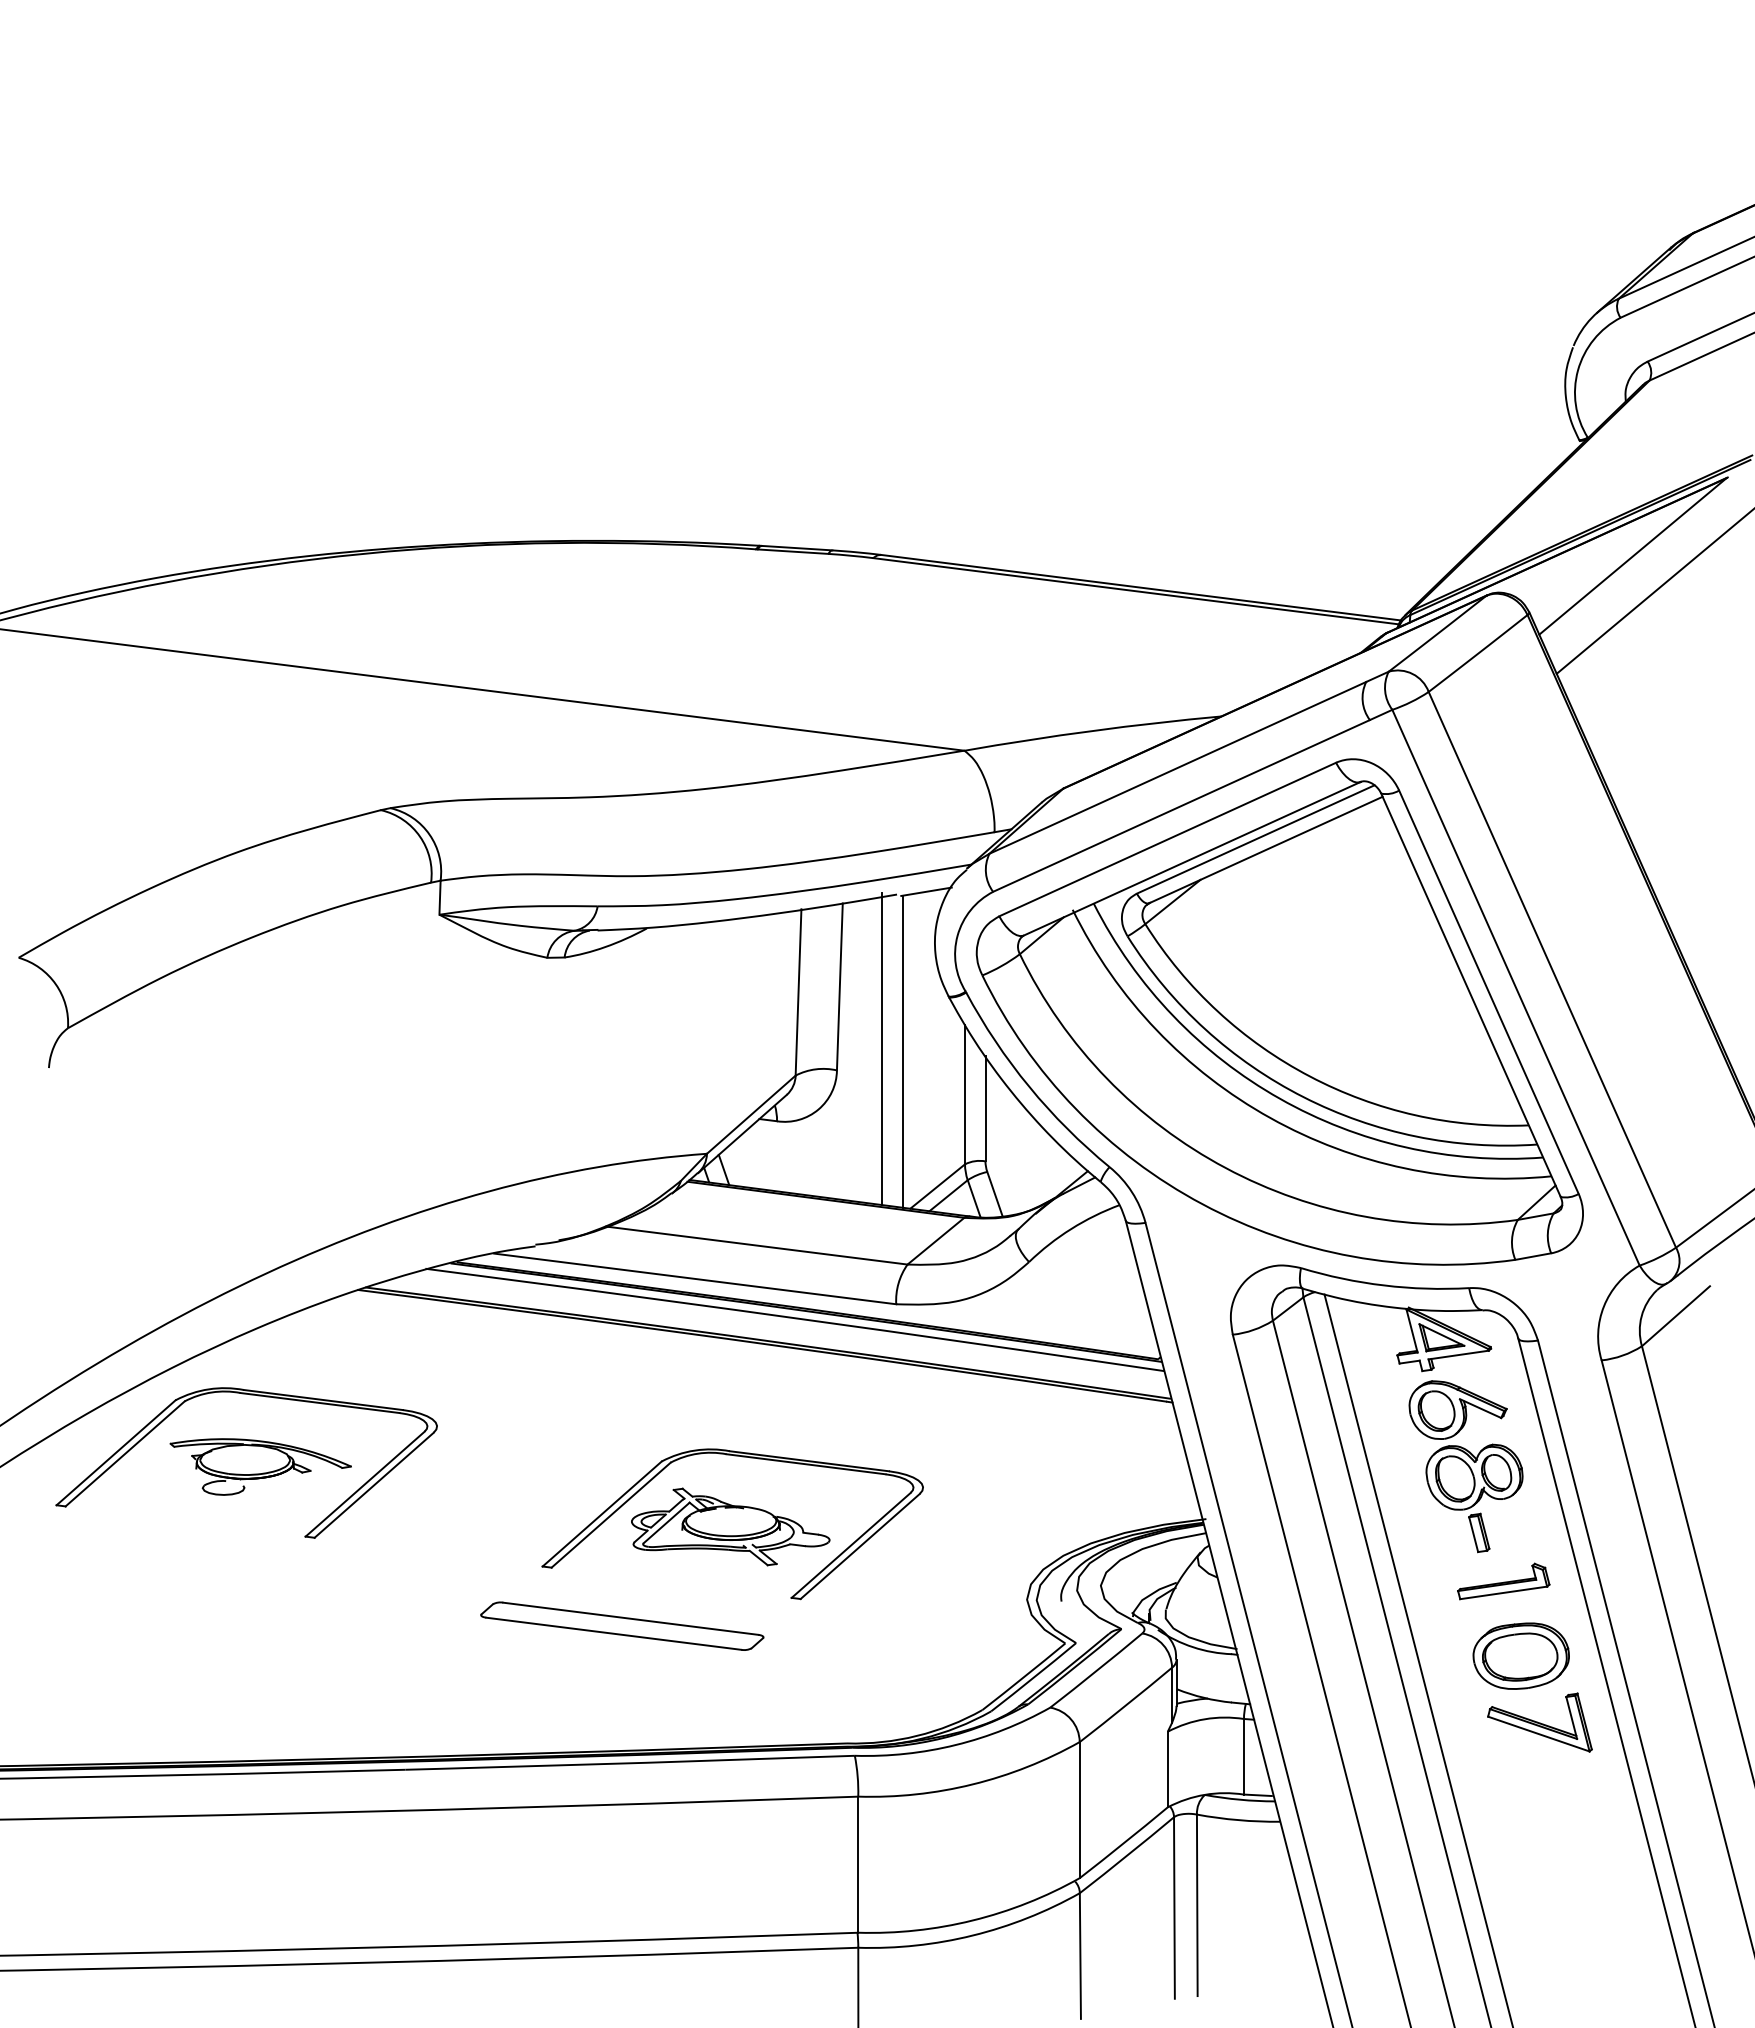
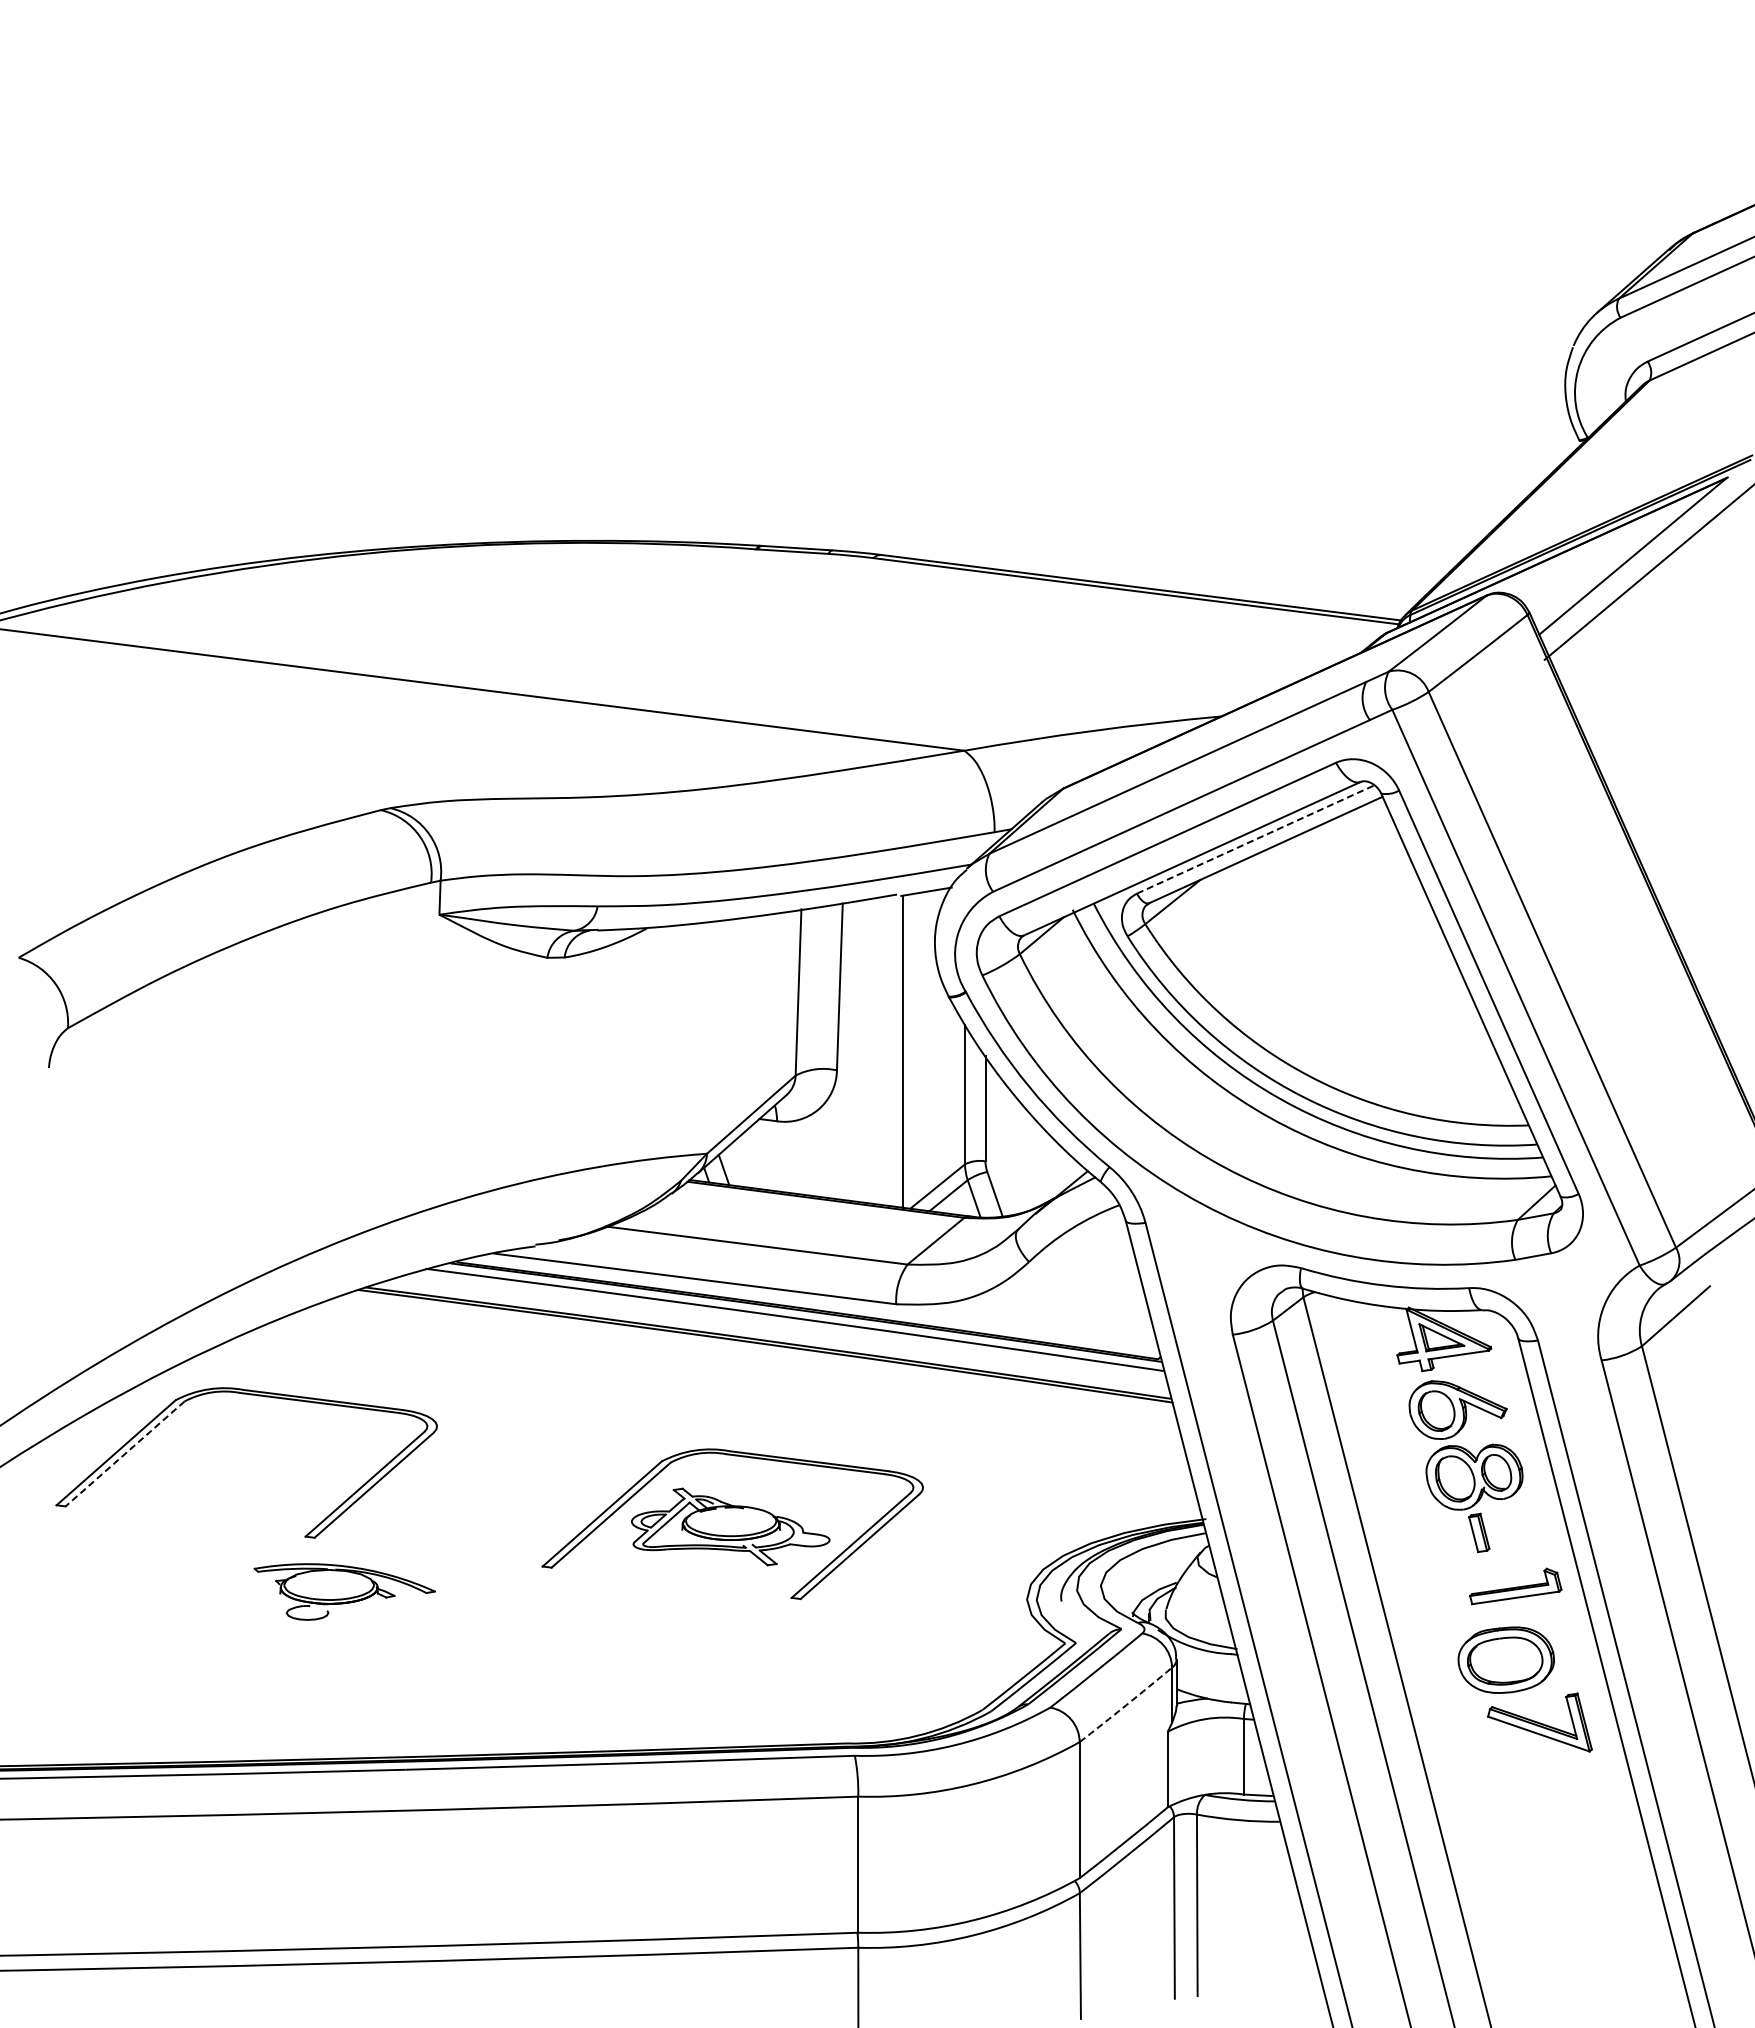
line position: (1653, 591) -> (1647, 573) (1647, 573)
line: solid -> dashed (1255, 839)
line: present -> none (882, 1049)
line: solid -> dashed (124, 1454)
part position: (260, 1466) -> (344, 1591) (344, 1591)
part position: (1503, 1581) -> (1515, 1586) (1515, 1586)
part: present -> none (622, 1625)
part position: (1520, 1655) -> (1505, 1659) (1505, 1659)
line: present -> none (1418, 1659)
arc: solid -> dashed (1126, 1705)
